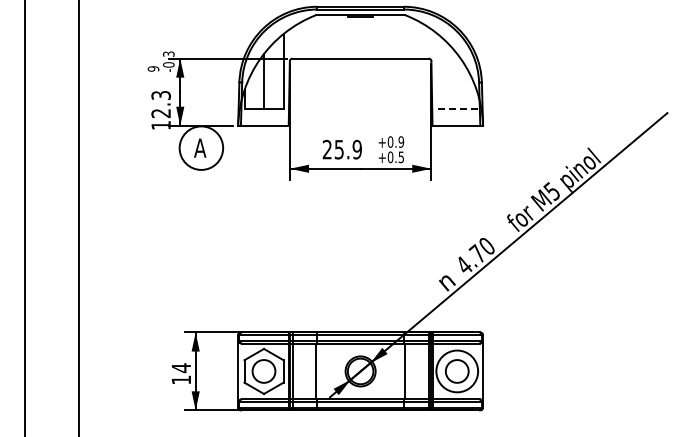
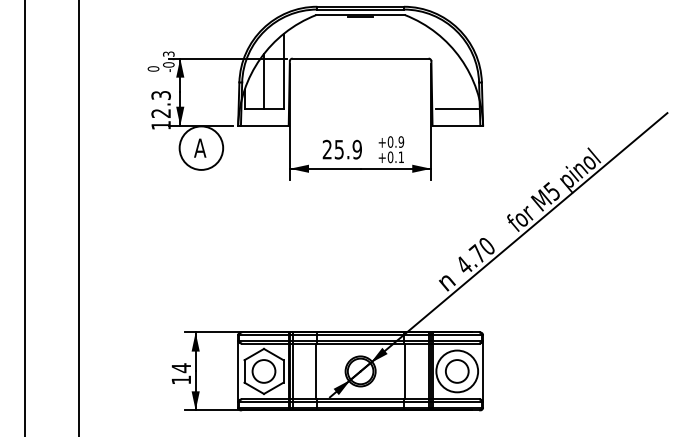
text: 9 -> 0 (153, 68)
line: dashed -> solid (457, 109)
text: +0.5 -> +0.1 (400, 157)
